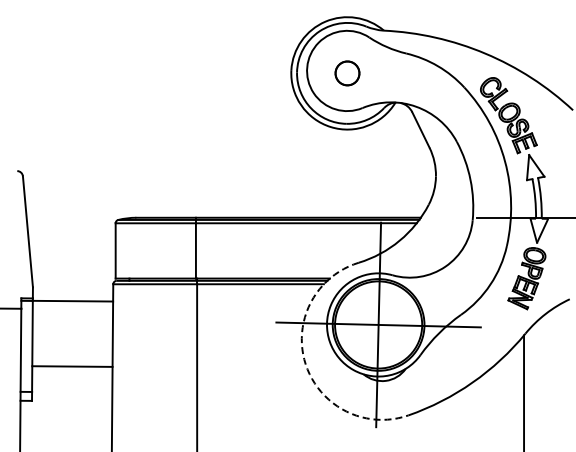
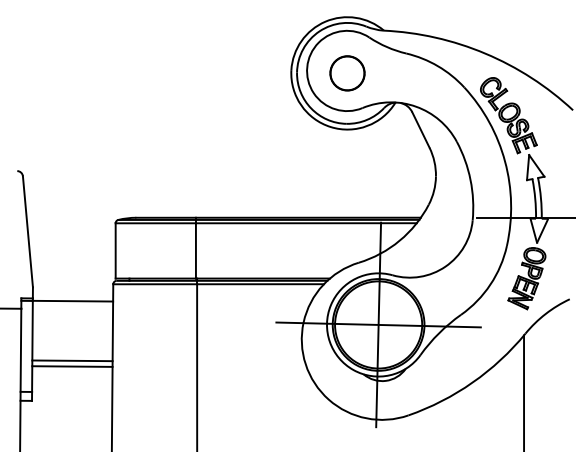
part size: 27x27 px -> 37x37 px (347, 73)
line: none -> present (72, 360)
arc: dashed -> solid (305, 364)
